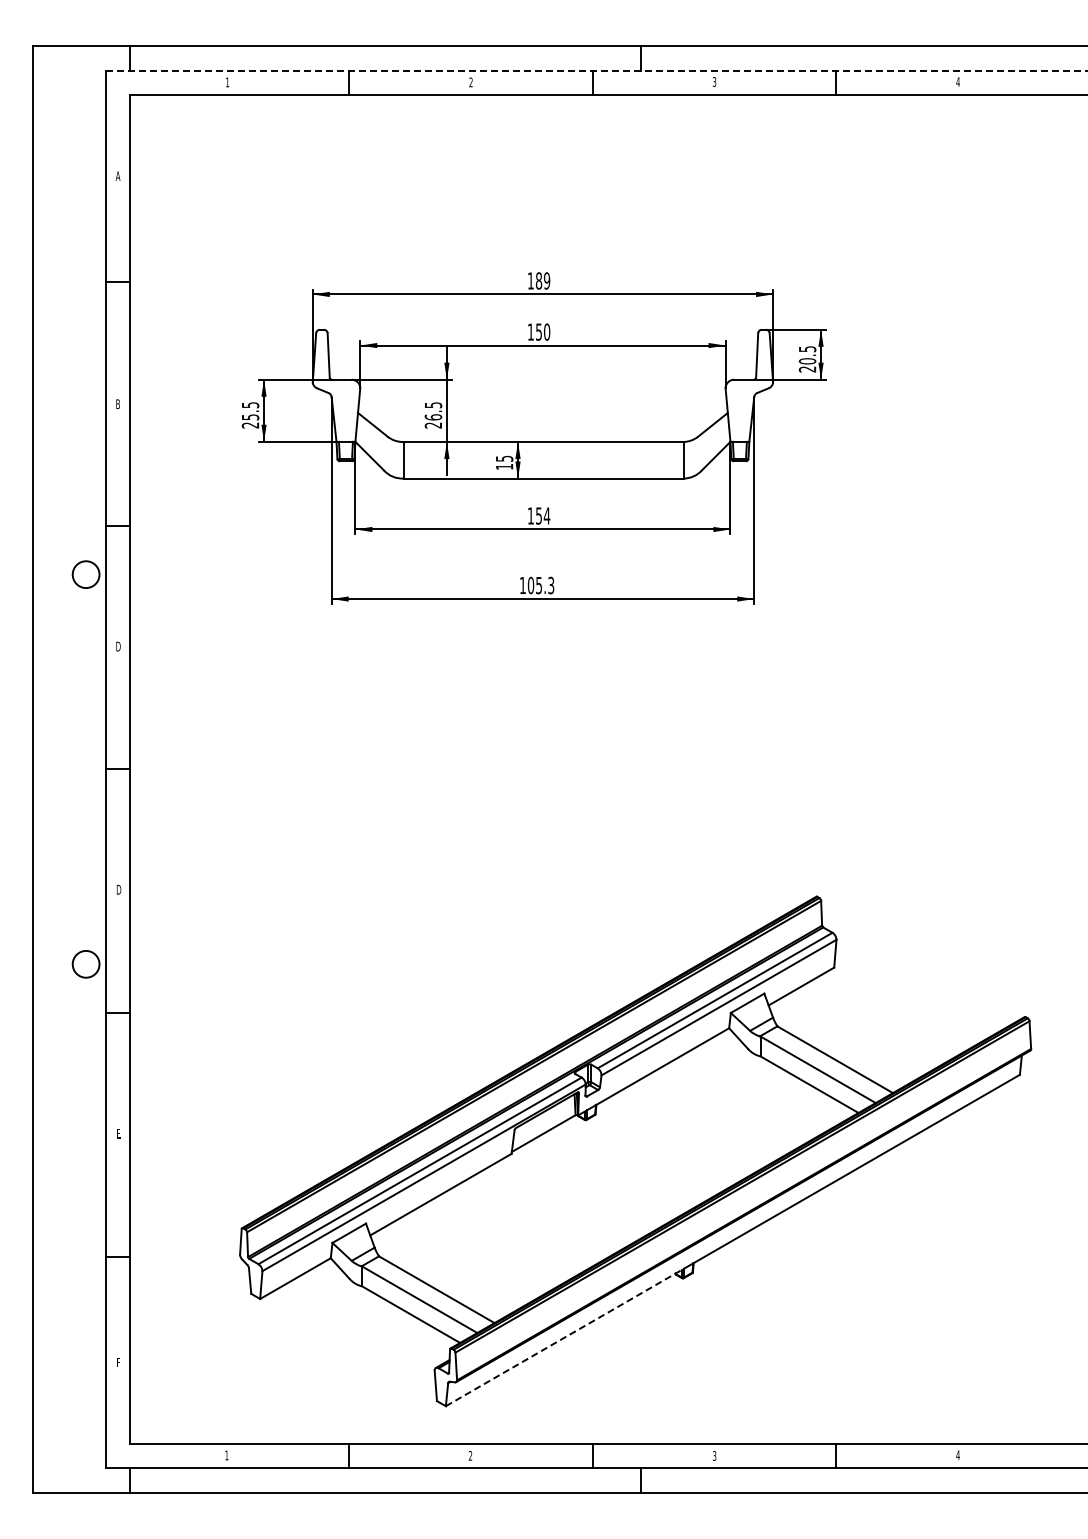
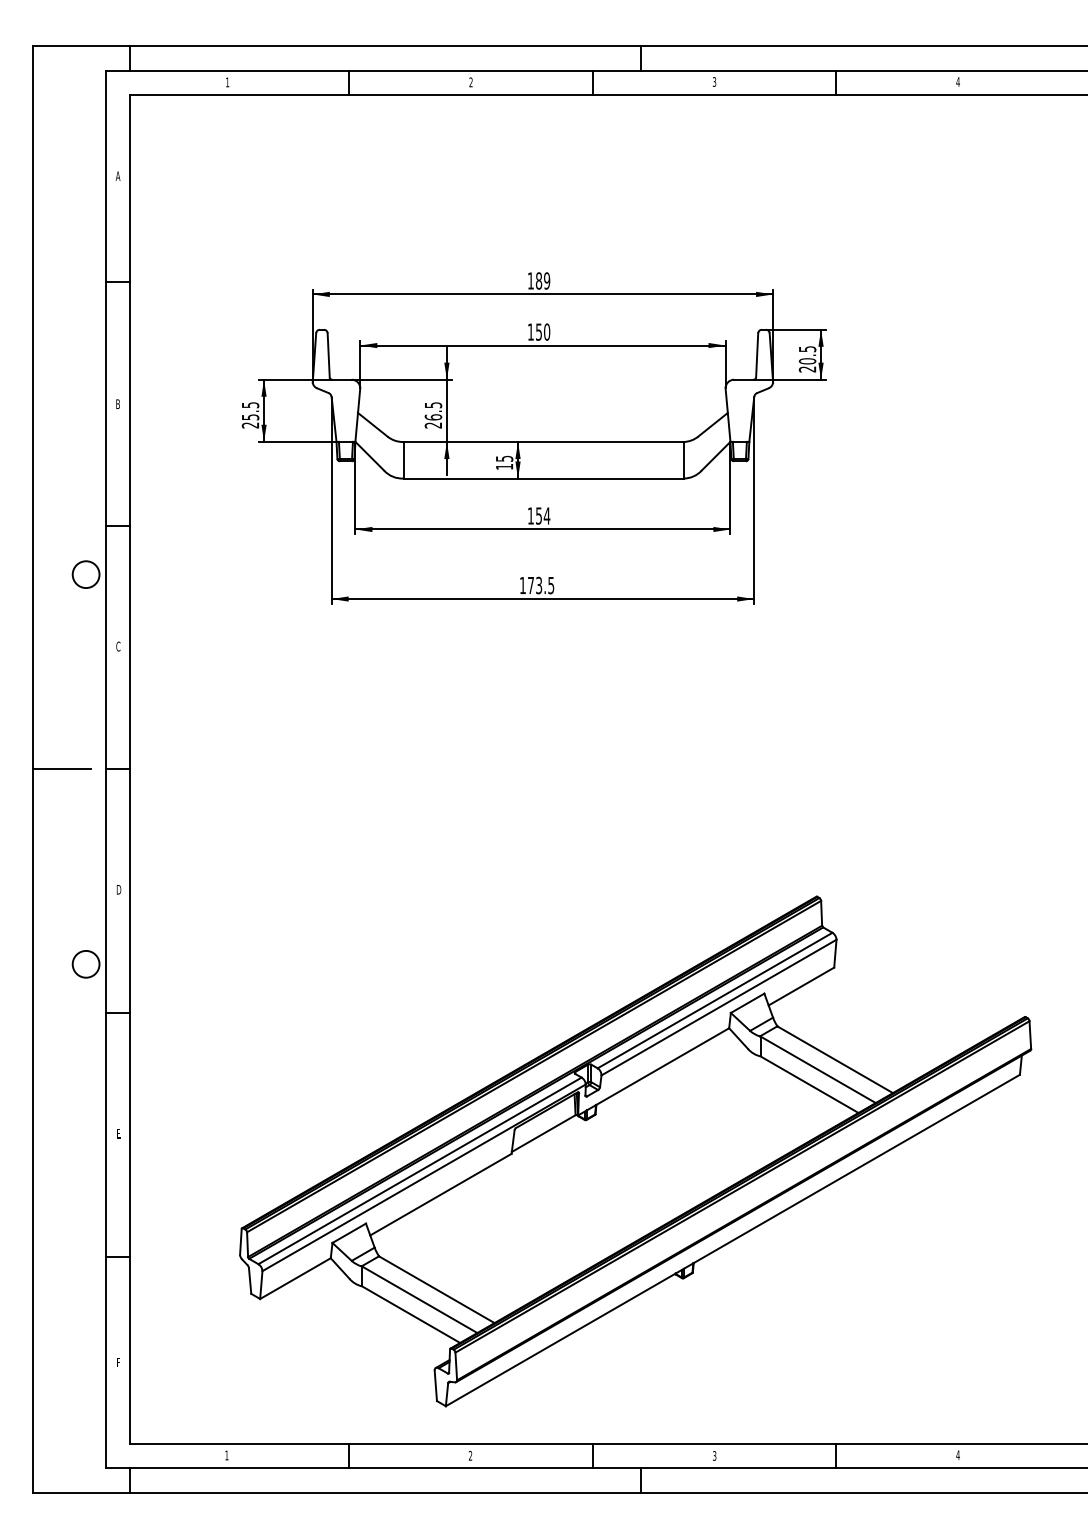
line: dashed -> solid (596, 70)
text: 105.3 -> 173.5 (540, 585)
text: D -> C (118, 646)
line: none -> present (61, 769)
line: dashed -> solid (564, 1337)
